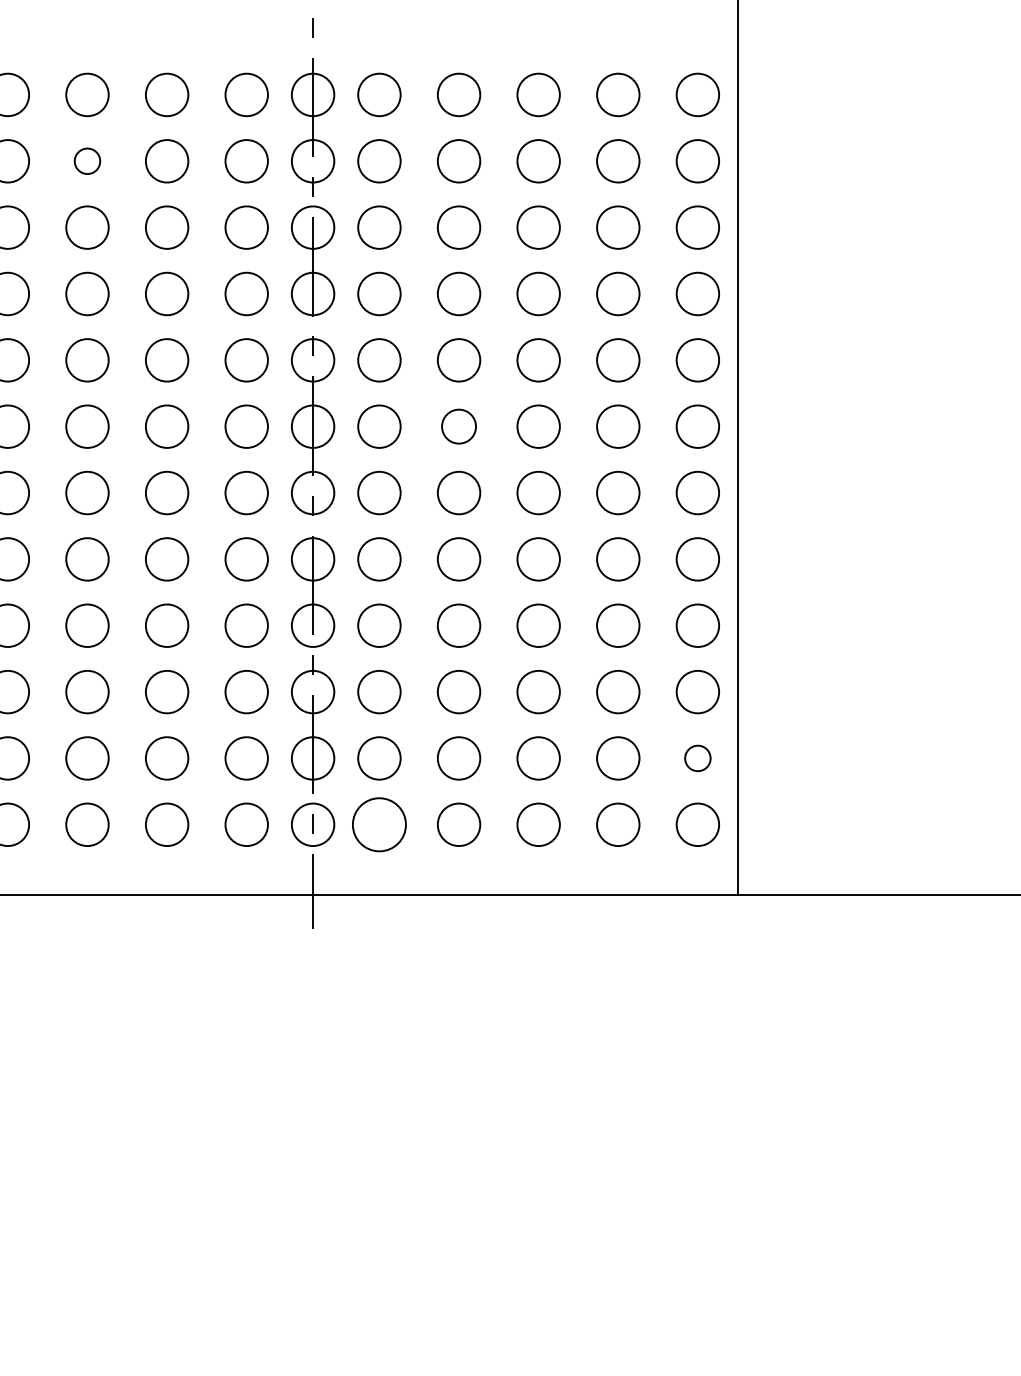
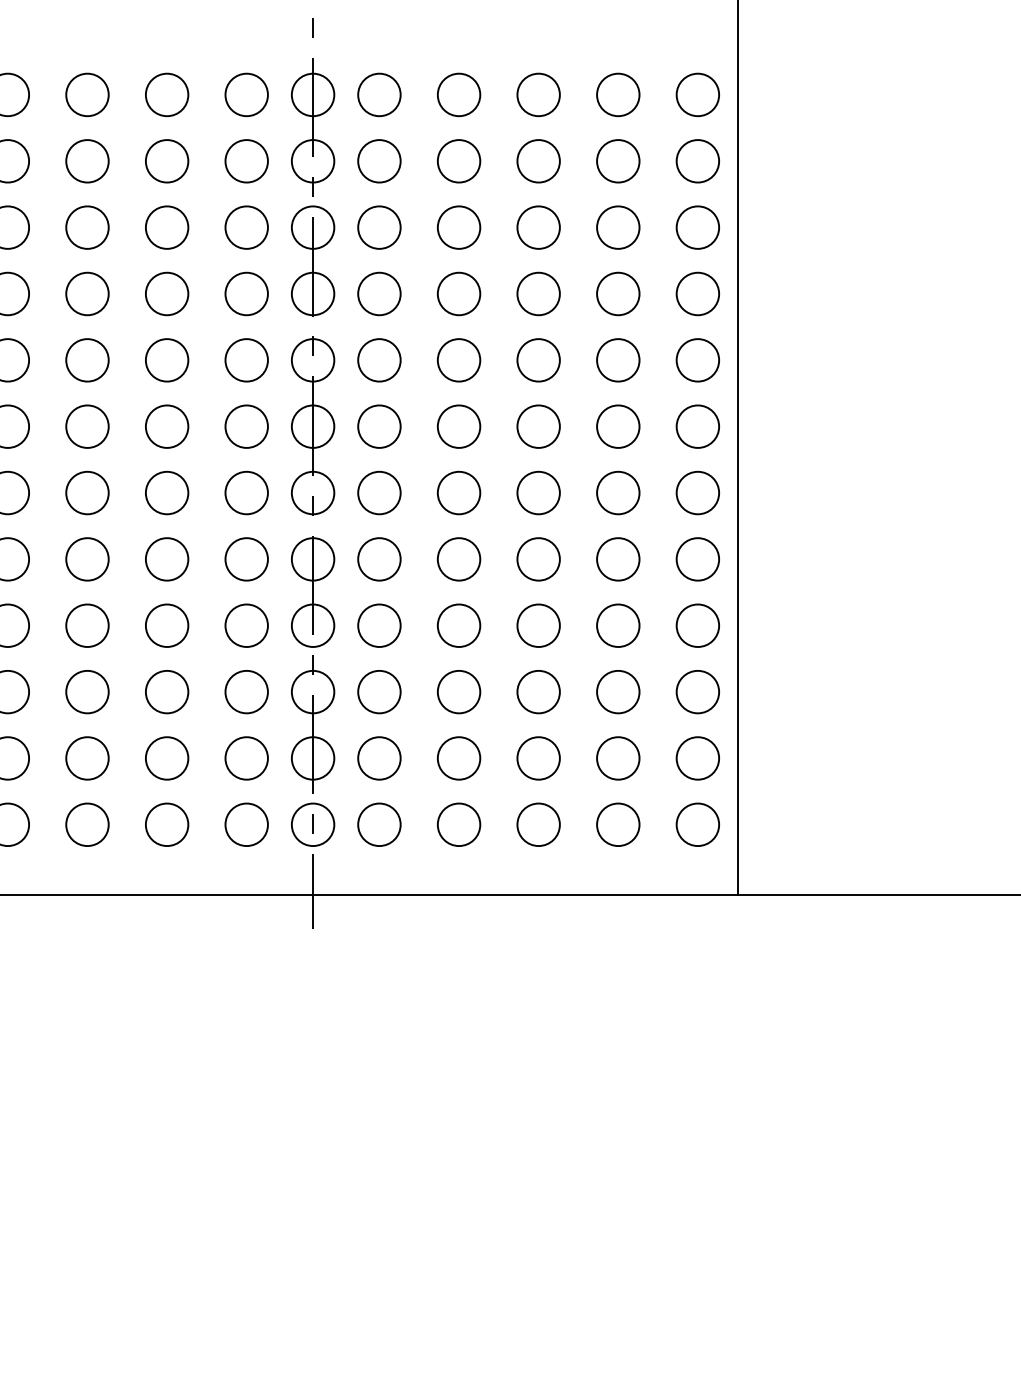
circle diameter: 25 px -> 42 px (87, 161)
circle size: 36x37 px -> 46x45 px (458, 426)
circle diameter: 25 px -> 42 px (697, 758)
circle diameter: 53 px -> 42 px (379, 824)
